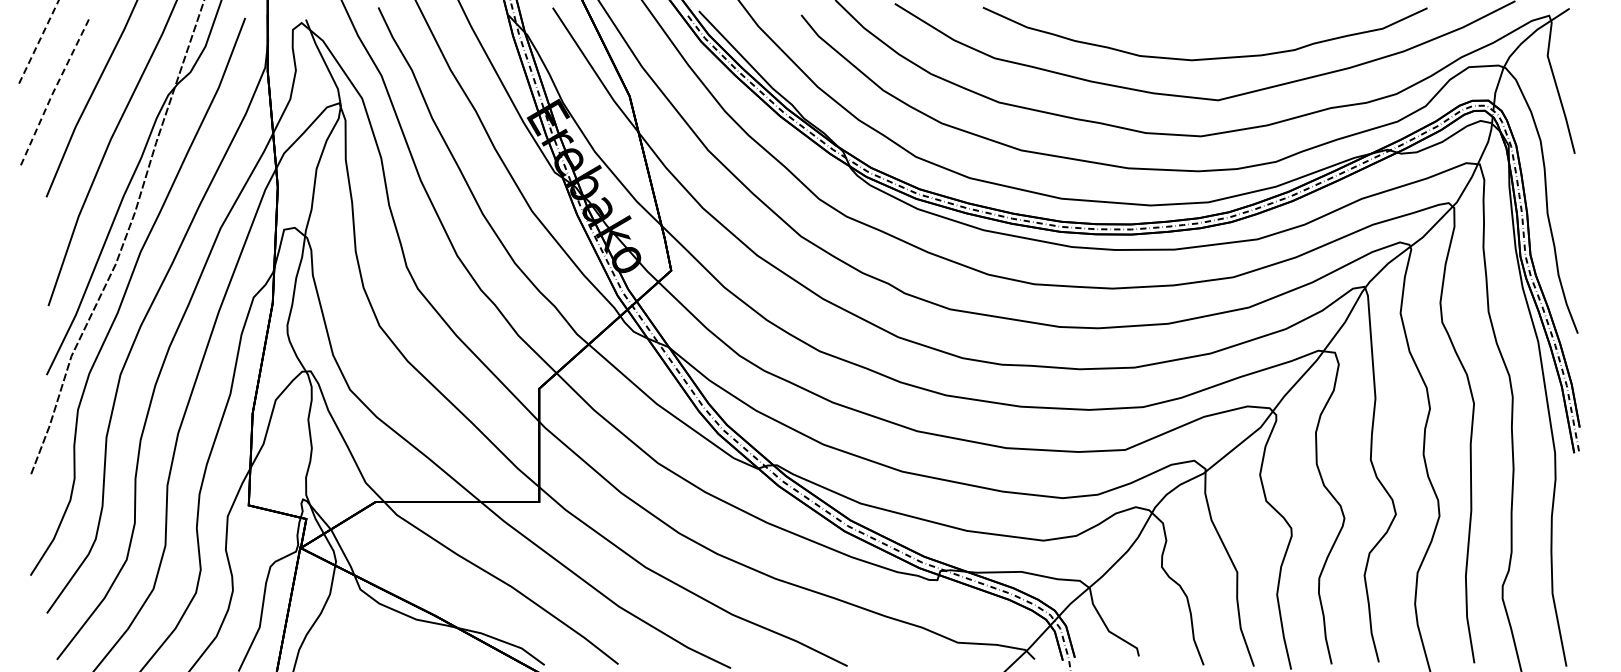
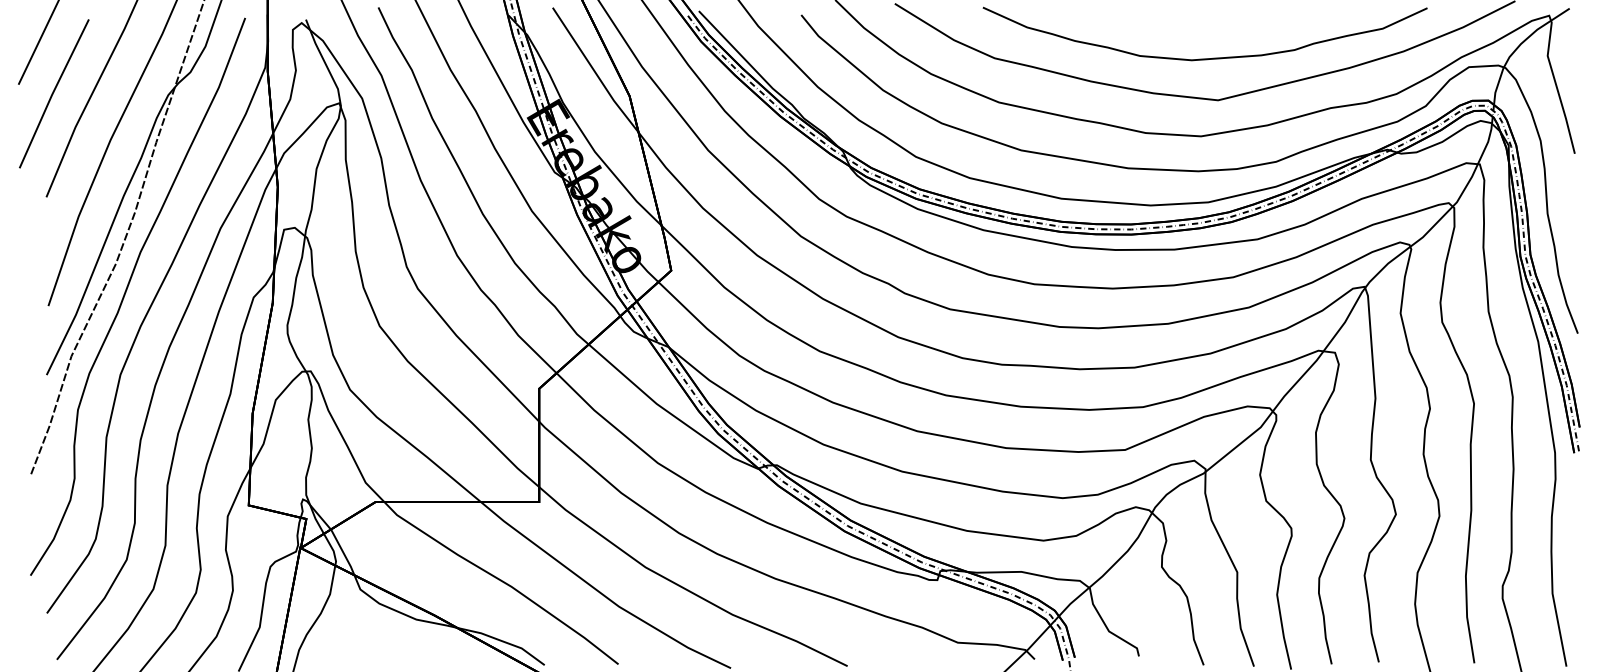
line: dashed -> solid (38, 42)
line: dashed -> solid (52, 94)
